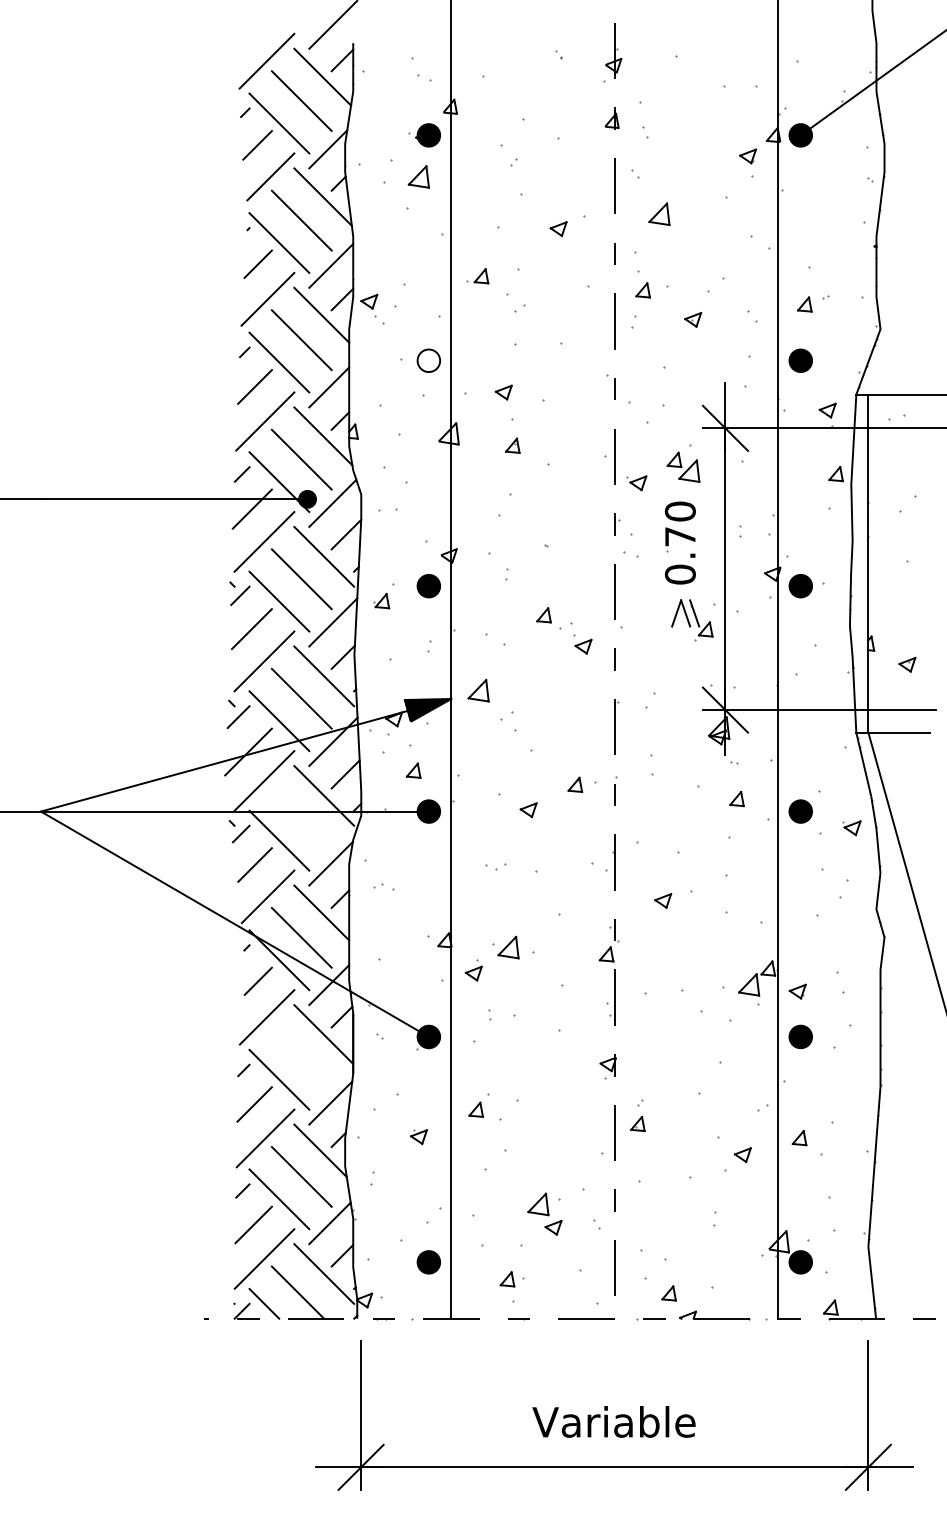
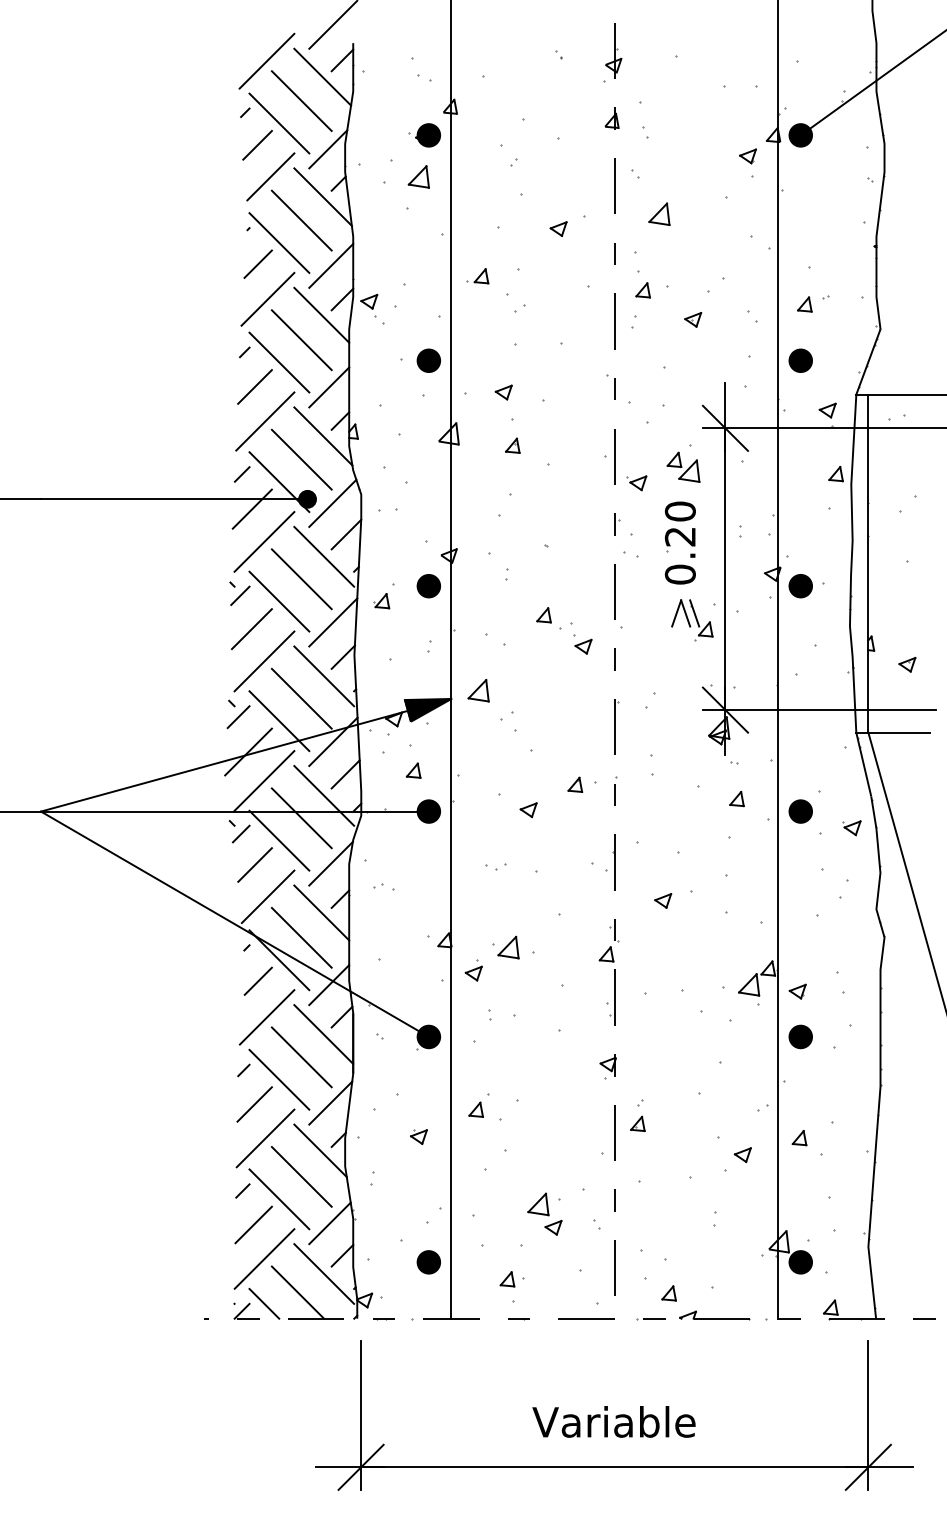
fill: none -> present (428, 360)
text: 0.70 -> 0.20 (679, 536)
line: none -> present (301, 818)
line: none -> present (301, 1057)
